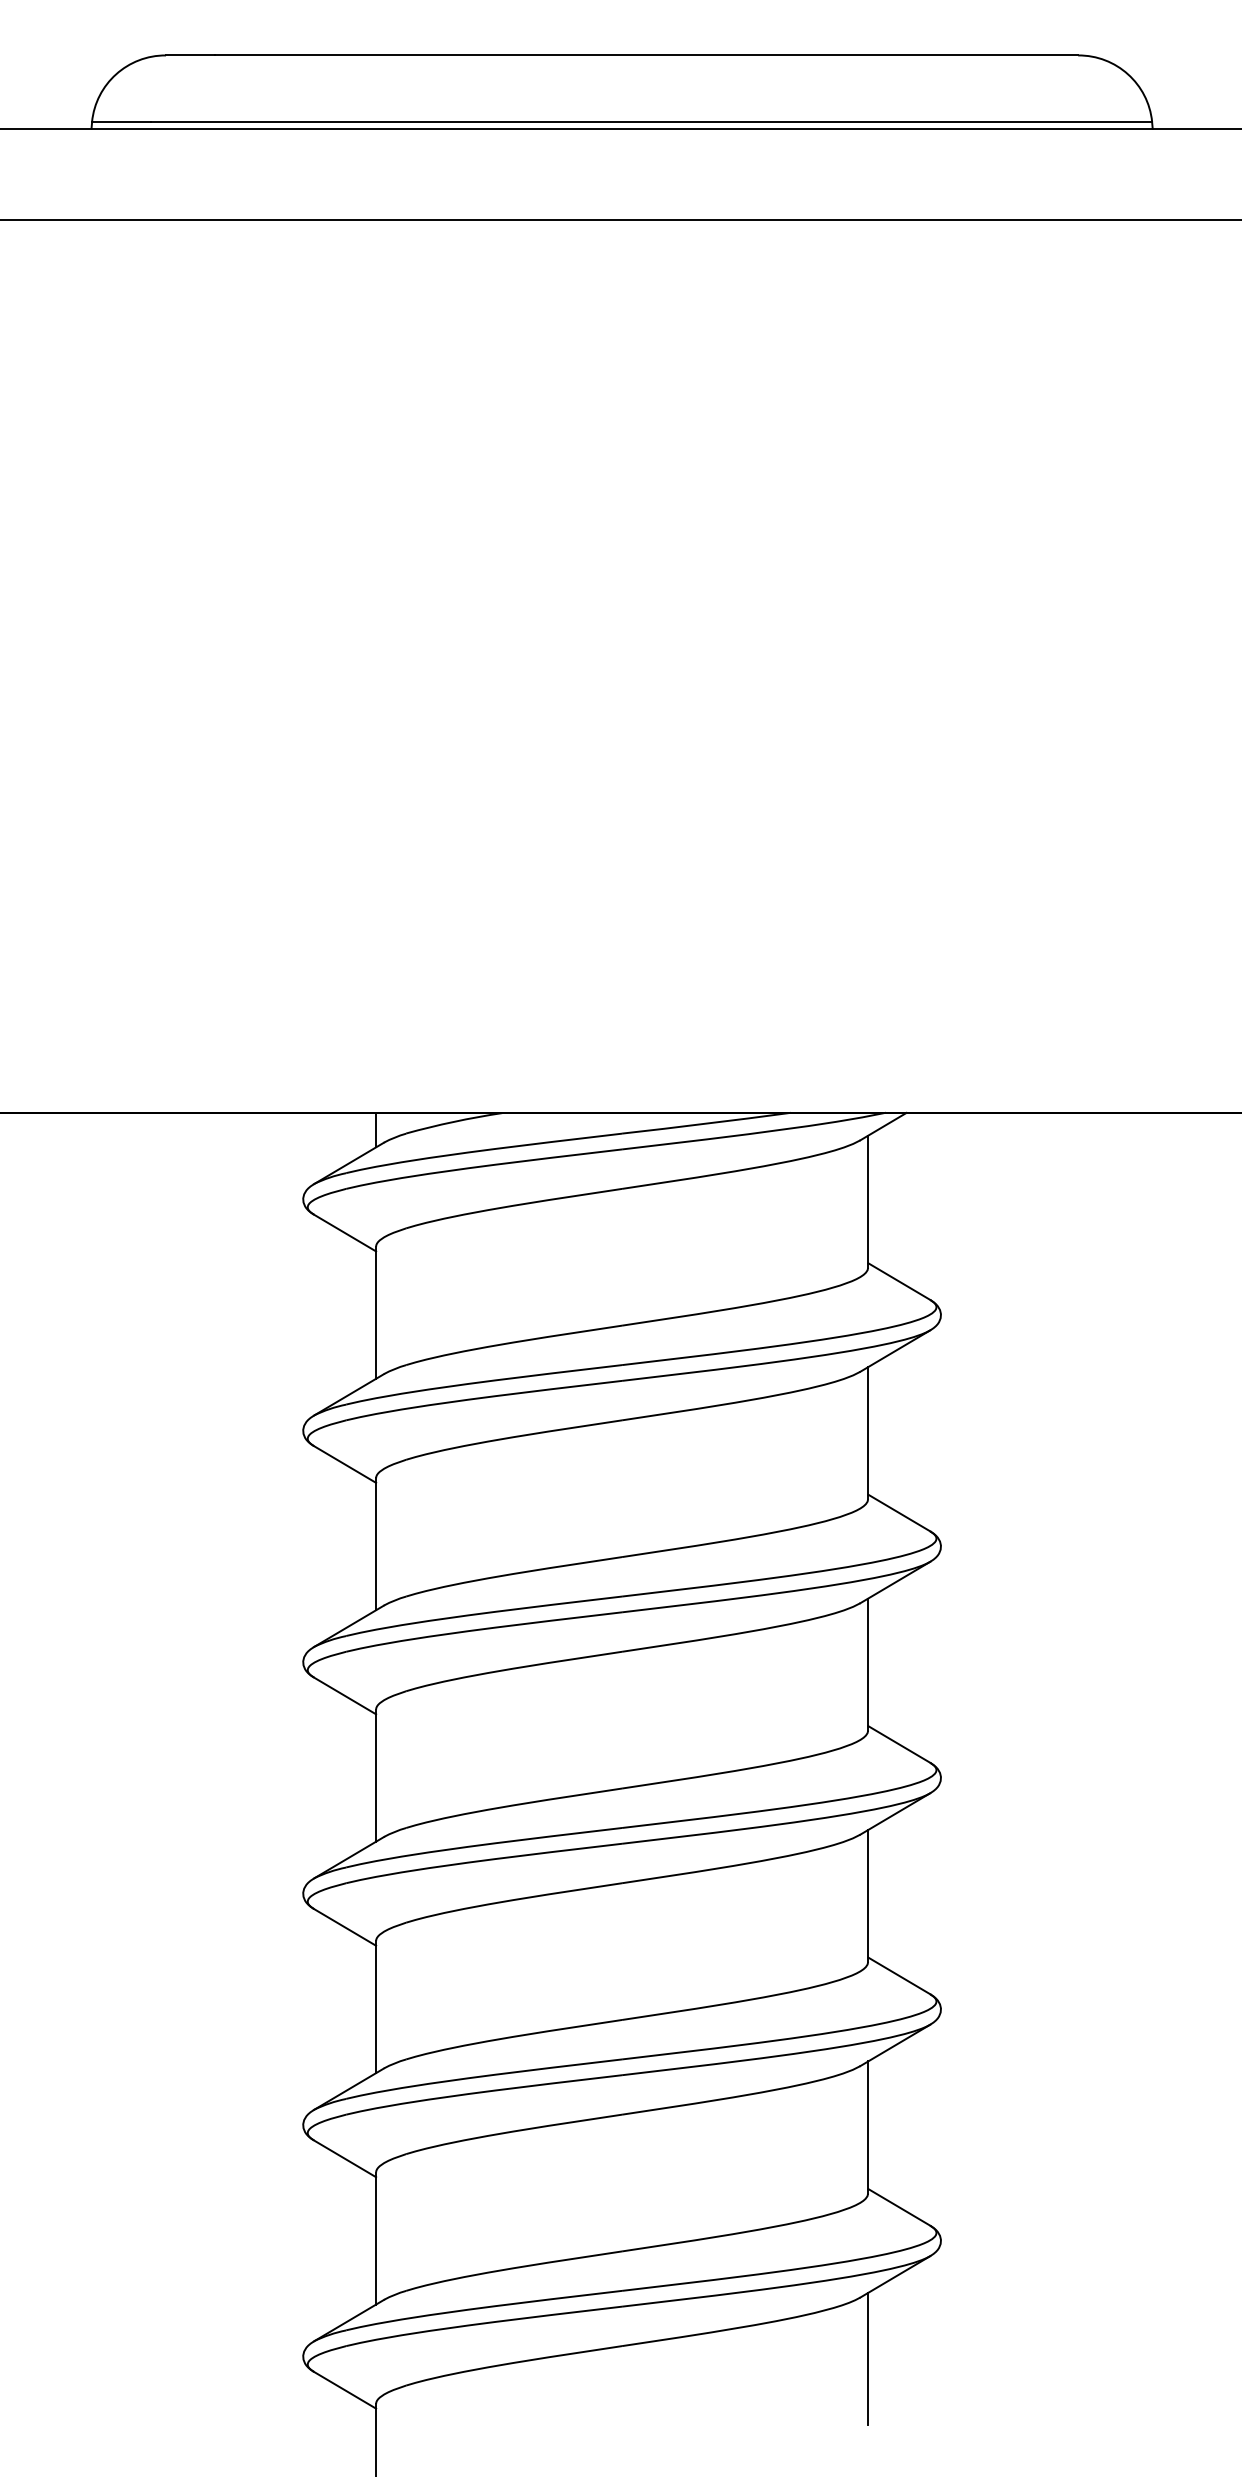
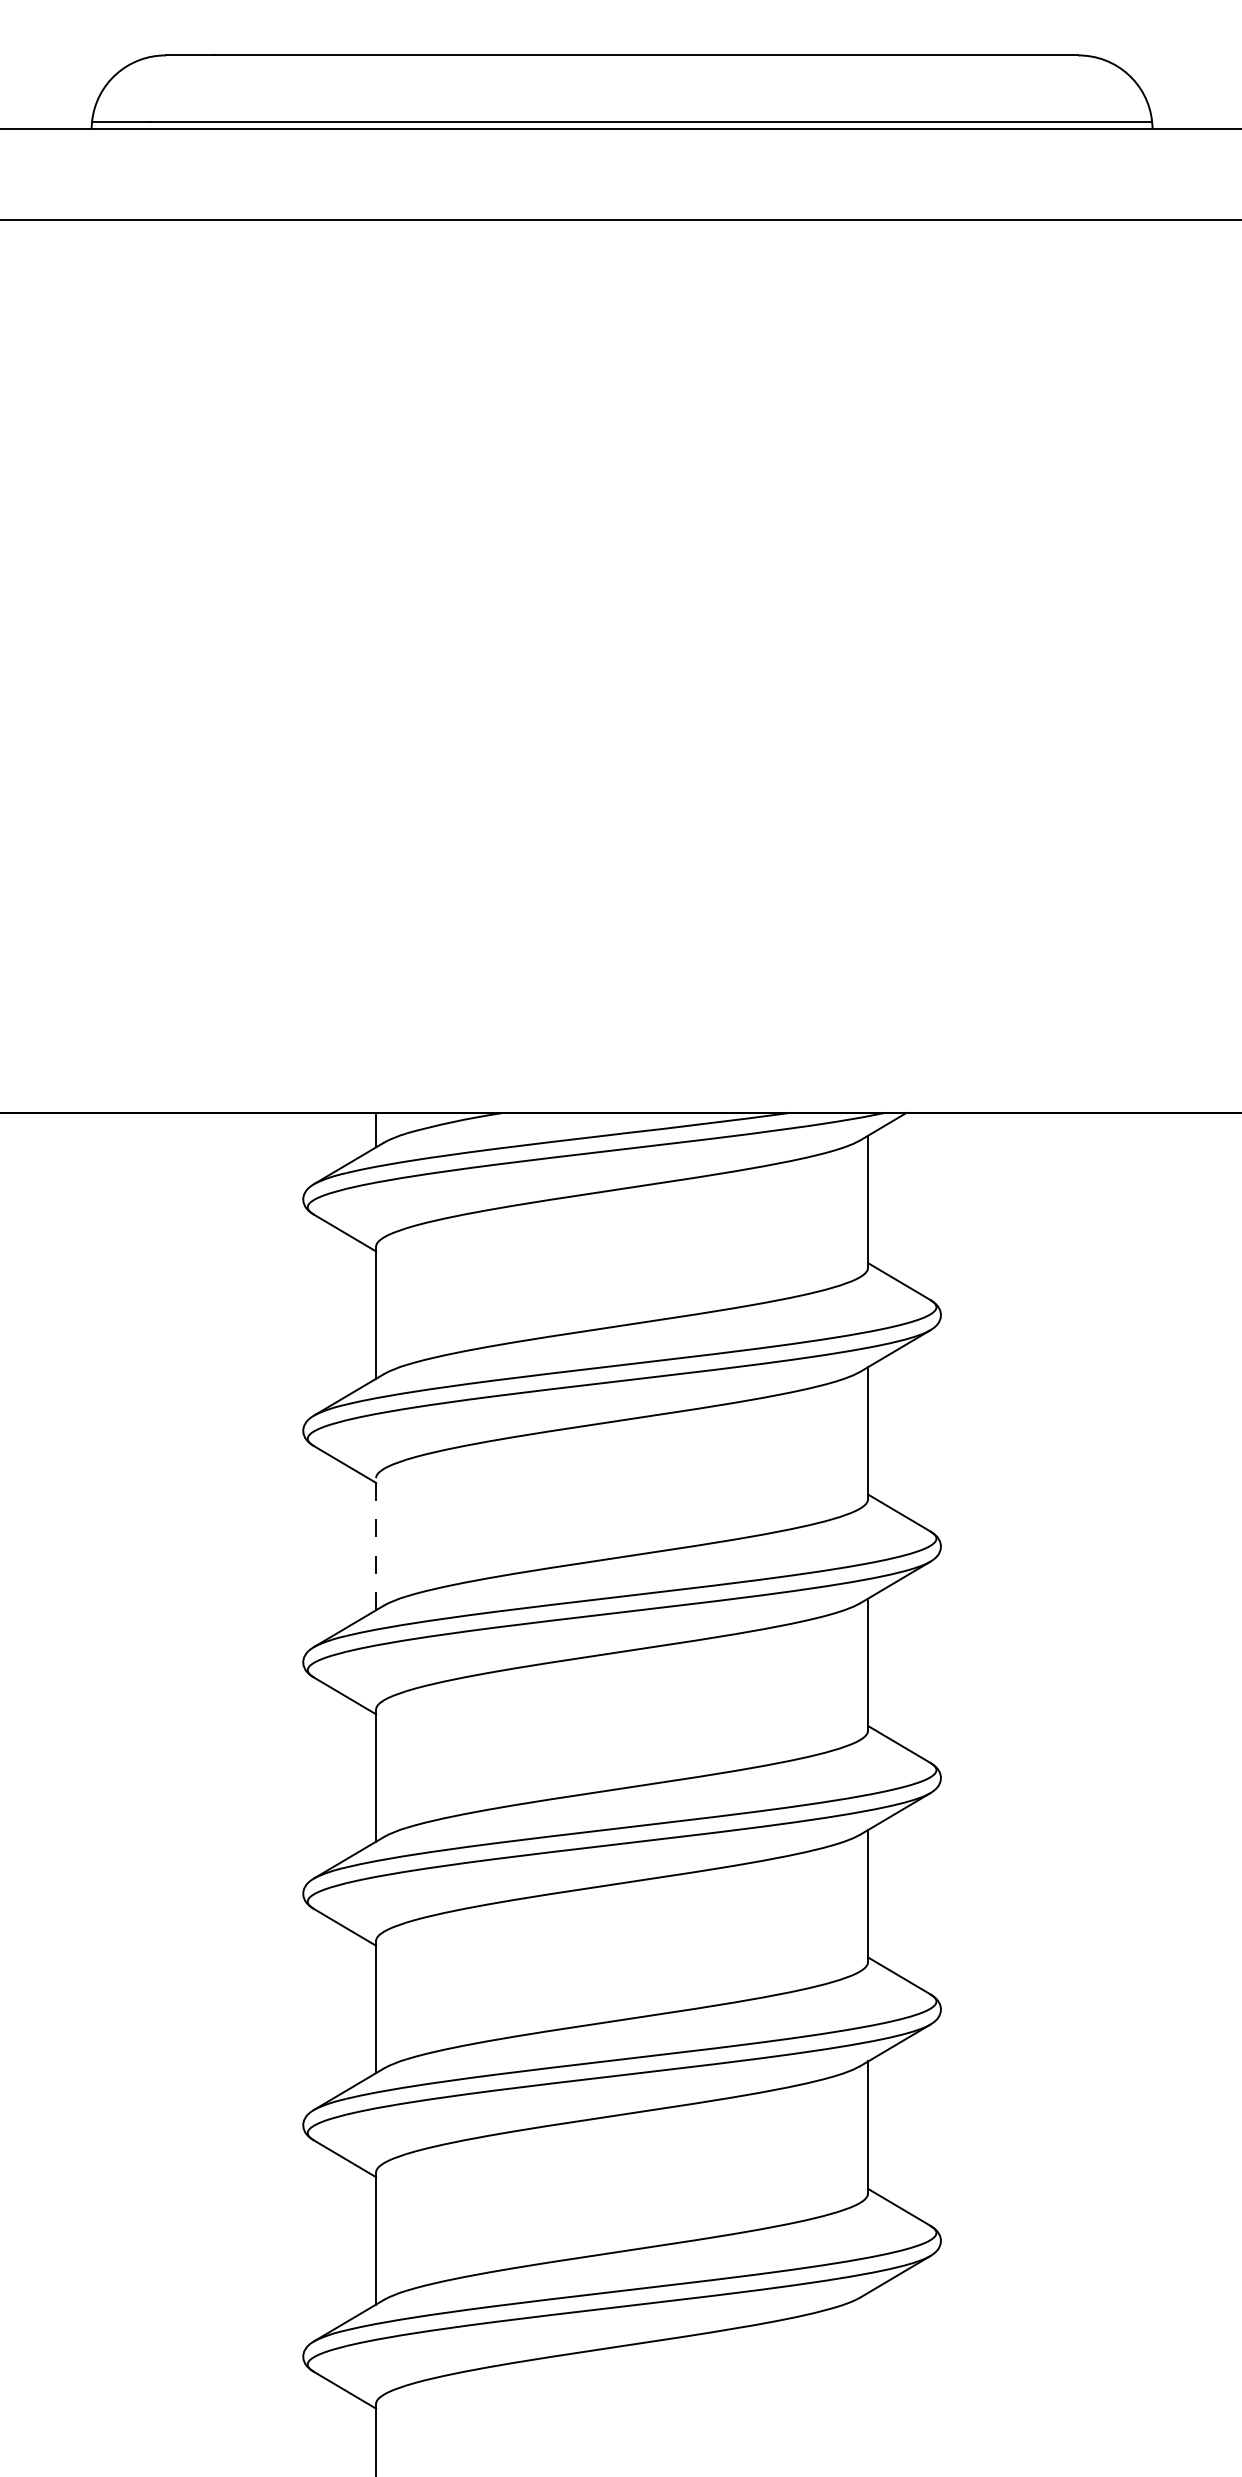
line: solid -> dashed (376, 1543)
line: present -> none (868, 2358)
